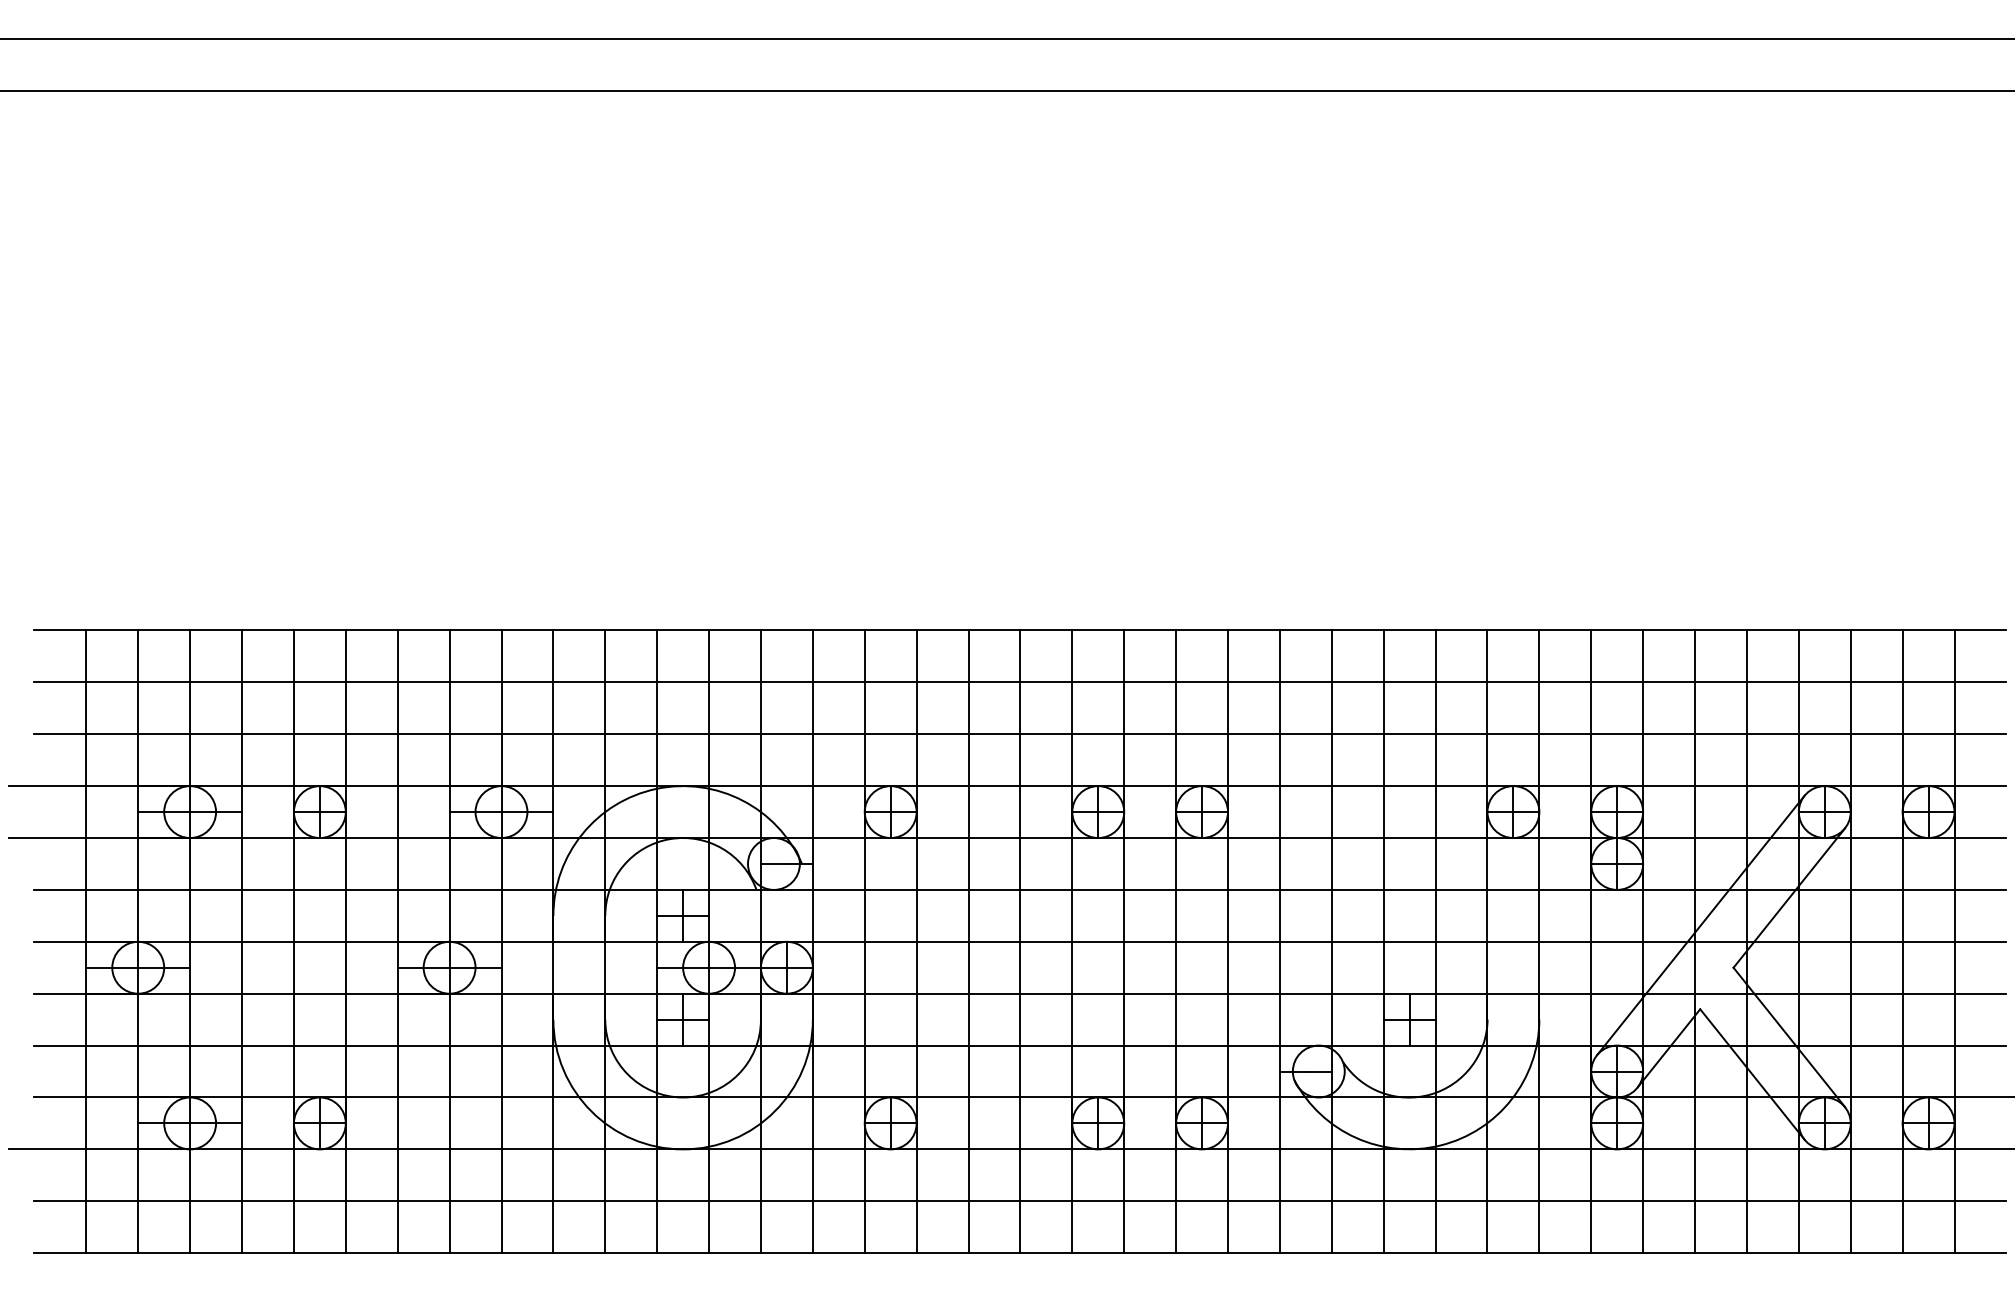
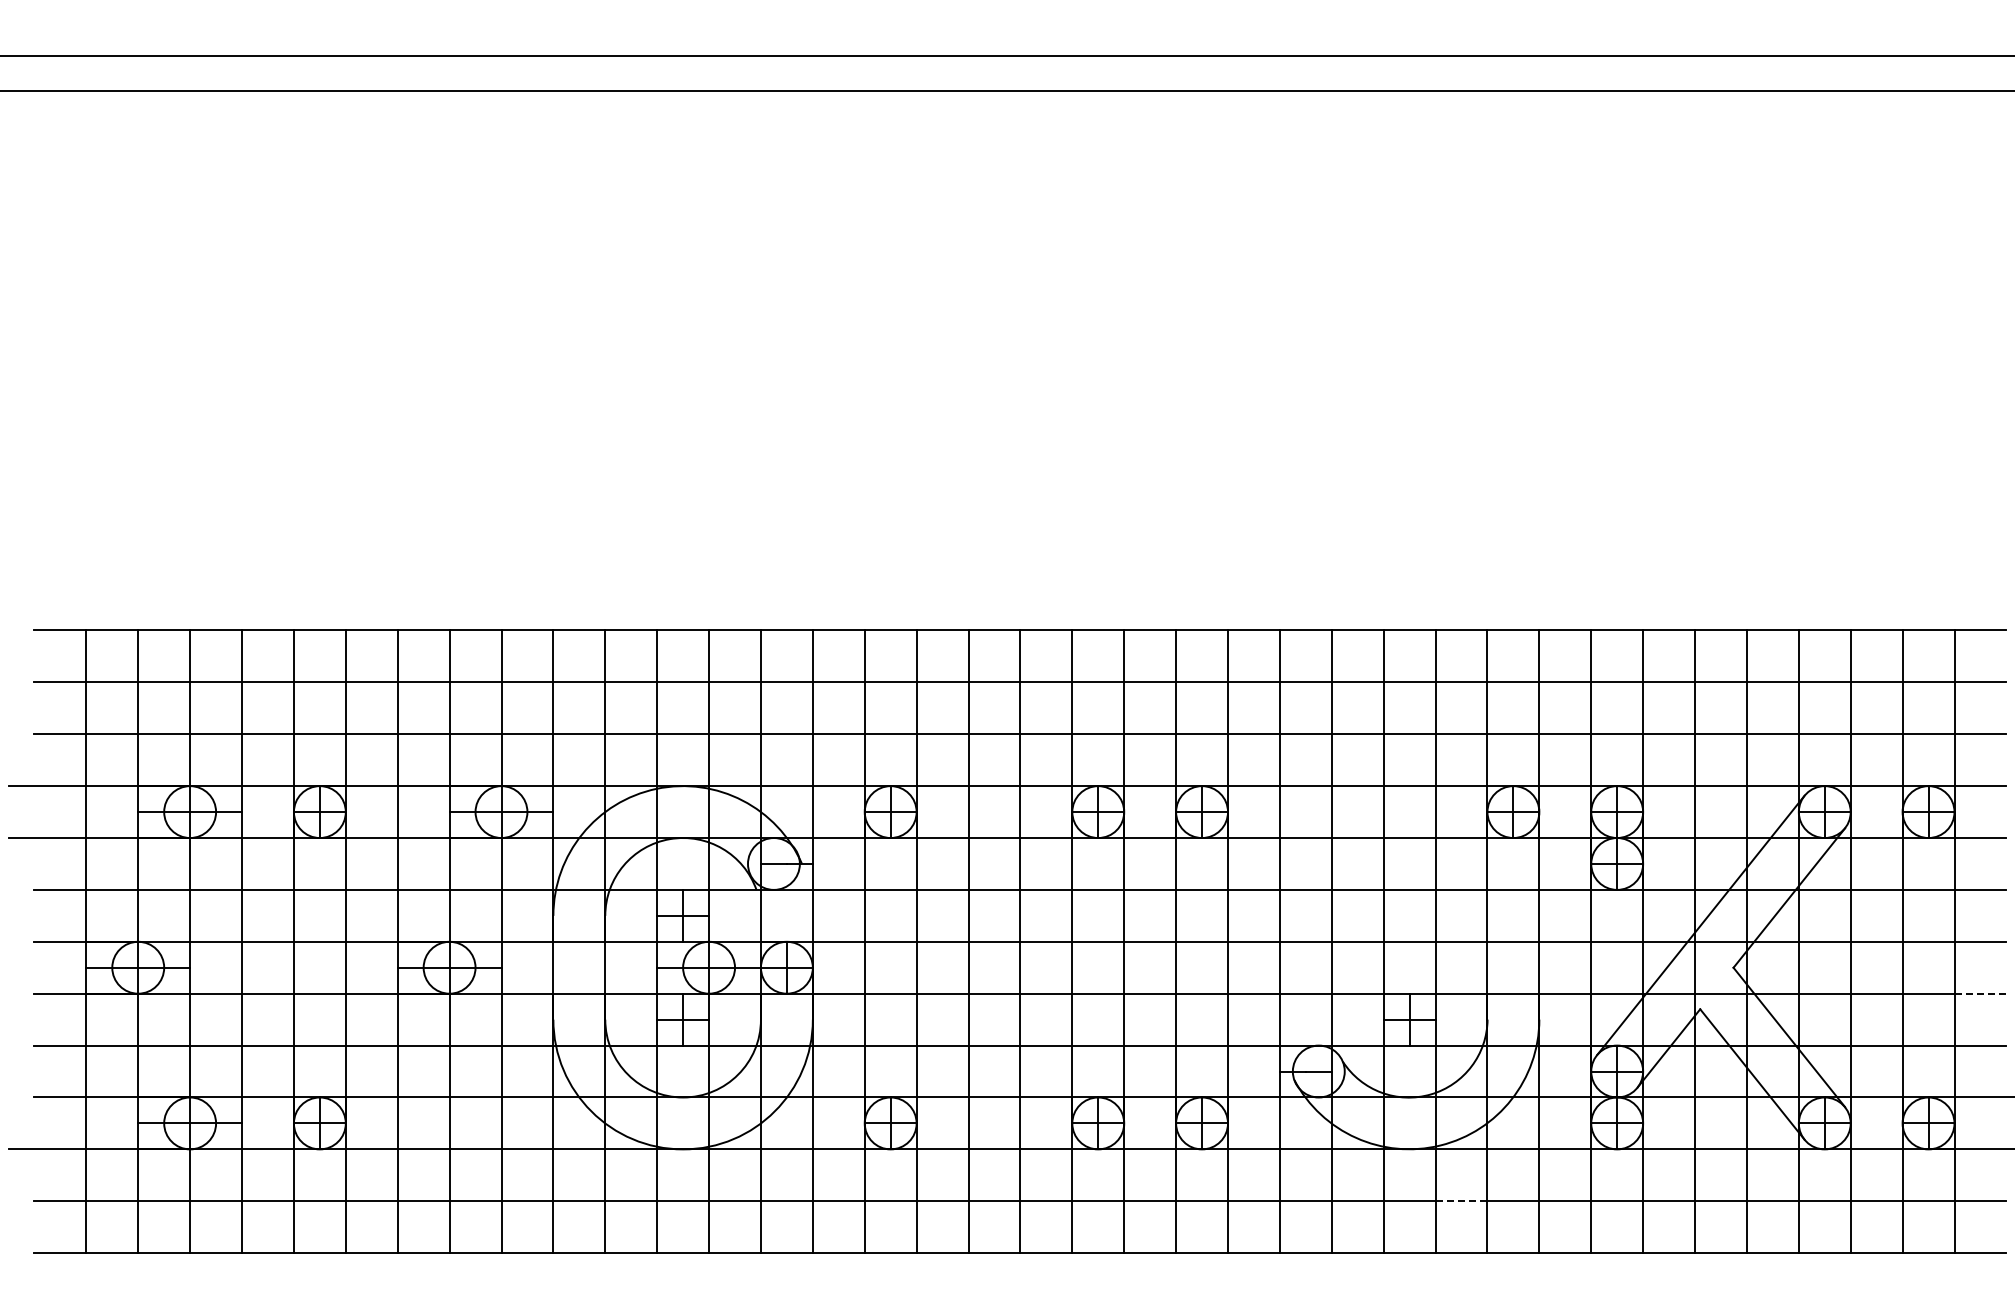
line position: (1006, 38) -> (1006, 55) (1006, 55)
line: solid -> dashed (1980, 993)
line: solid -> dashed (1461, 1201)
